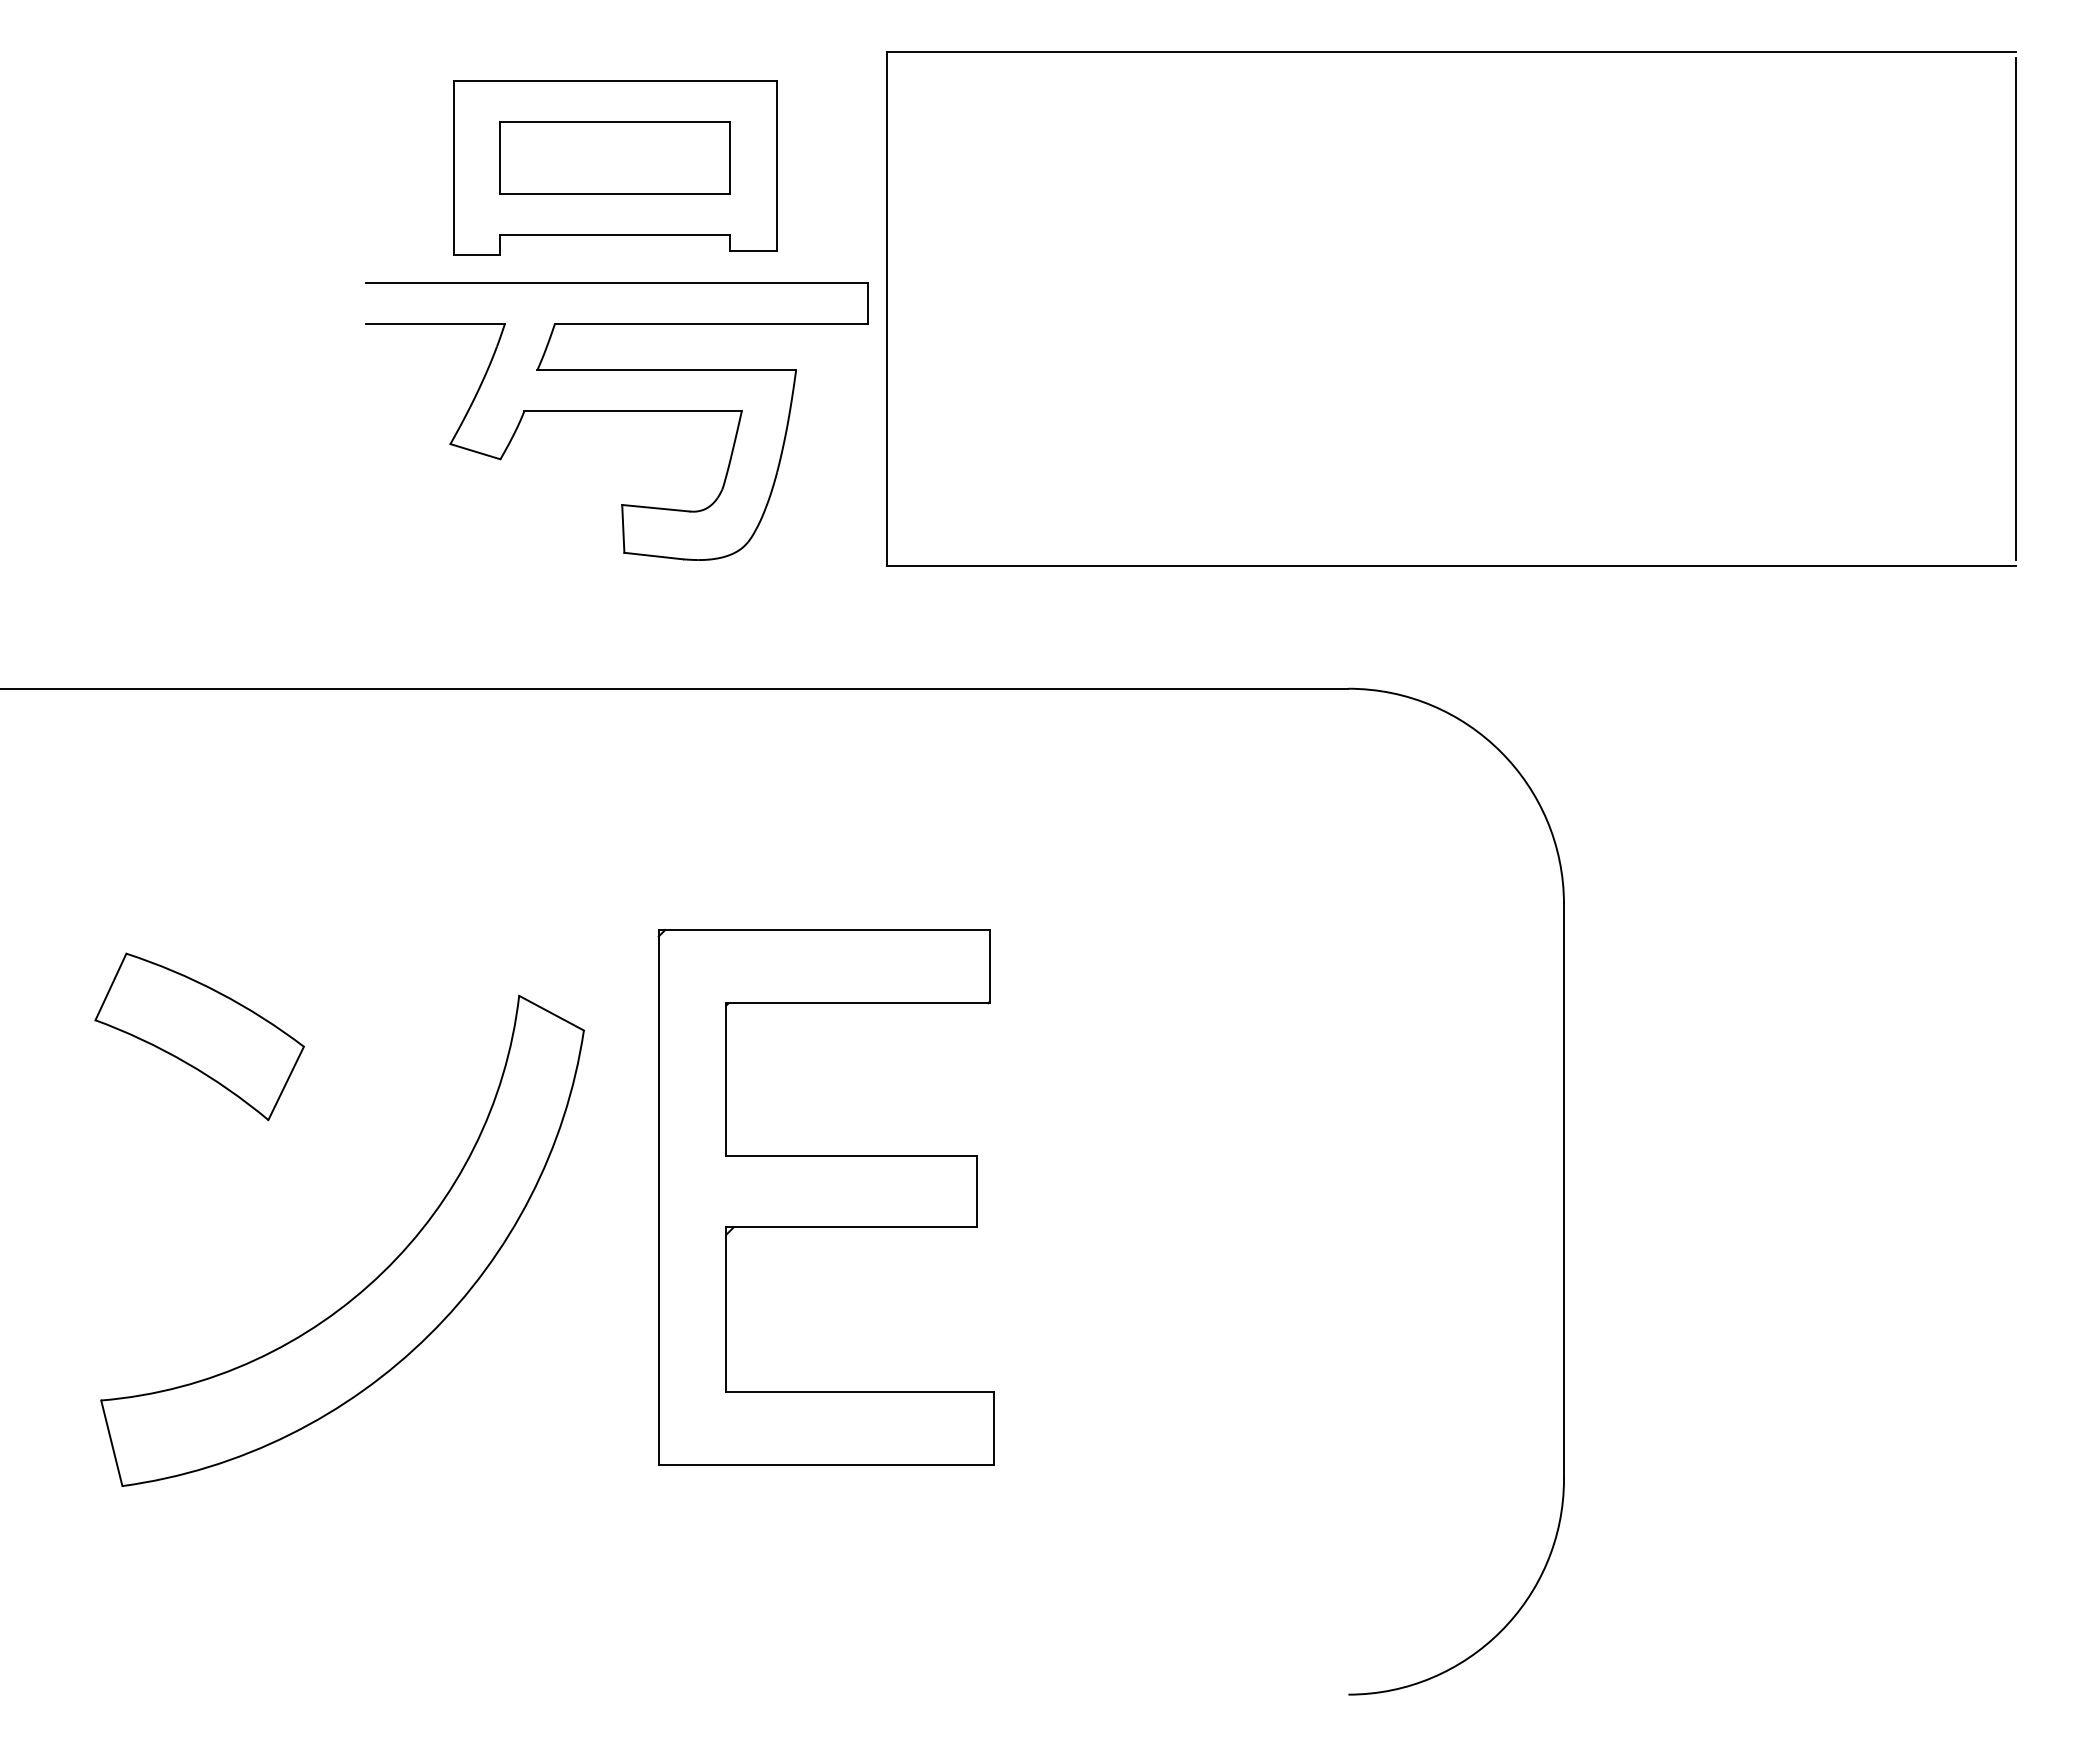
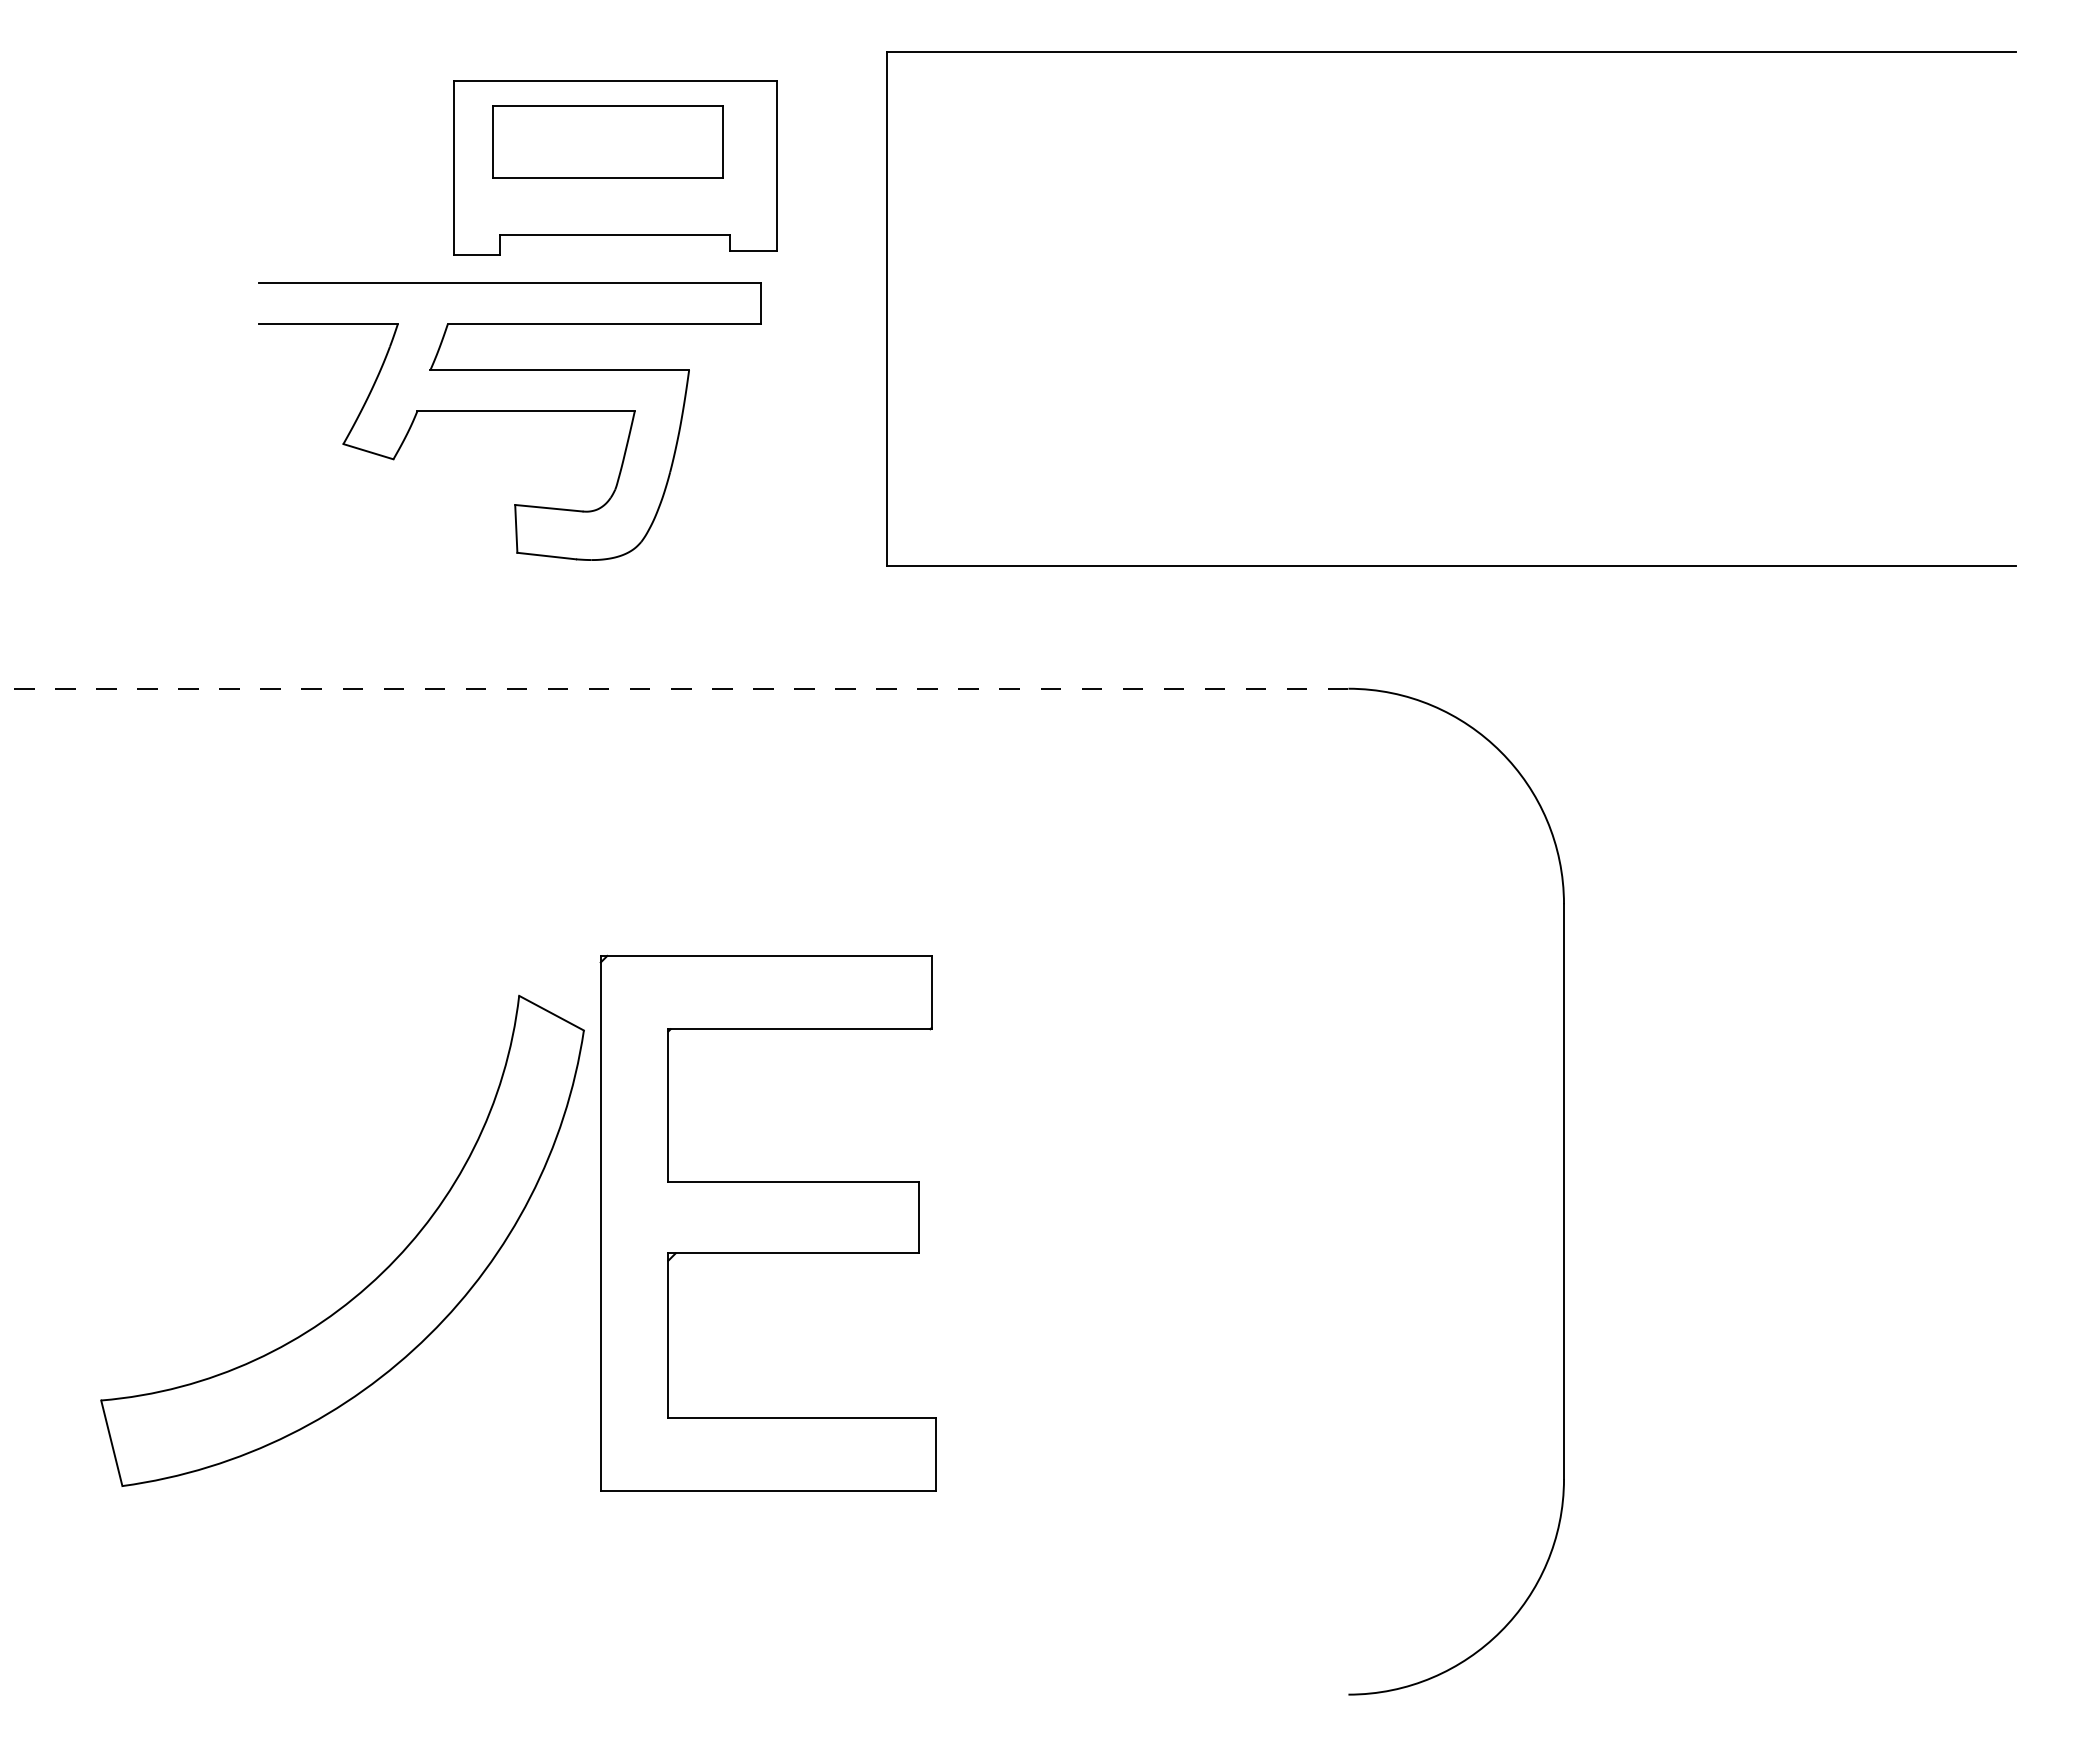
part position: (614, 157) -> (607, 141) (607, 141)
line: present -> none (2015, 308)
part position: (616, 411) -> (509, 411) (509, 411)
line: solid -> dashed (674, 688)
part: present -> none (199, 1036)
part position: (825, 1196) -> (767, 1222) (767, 1222)
